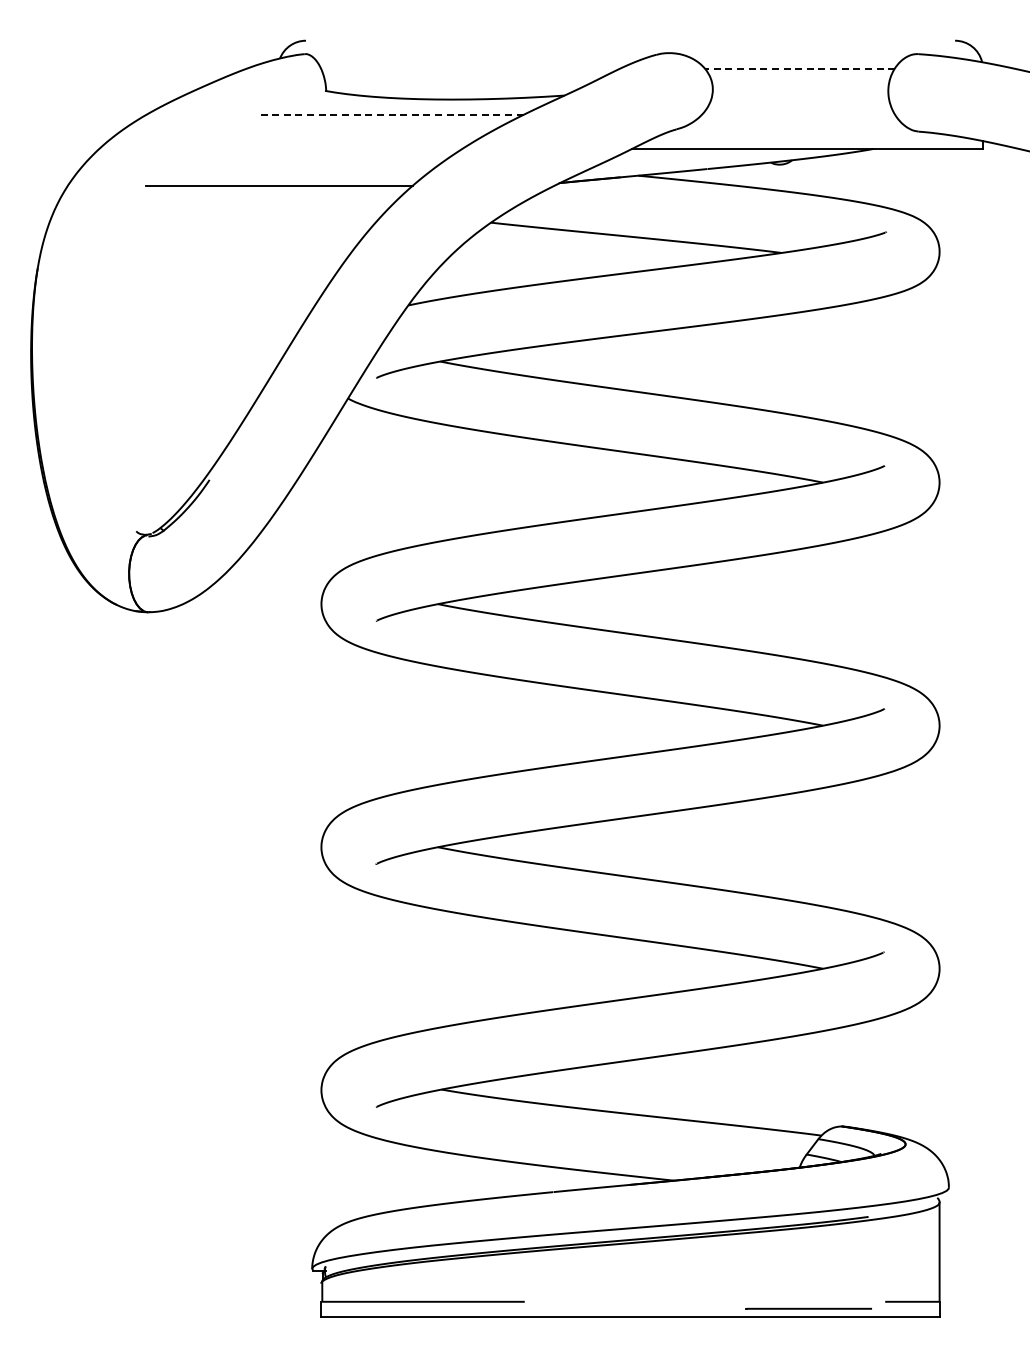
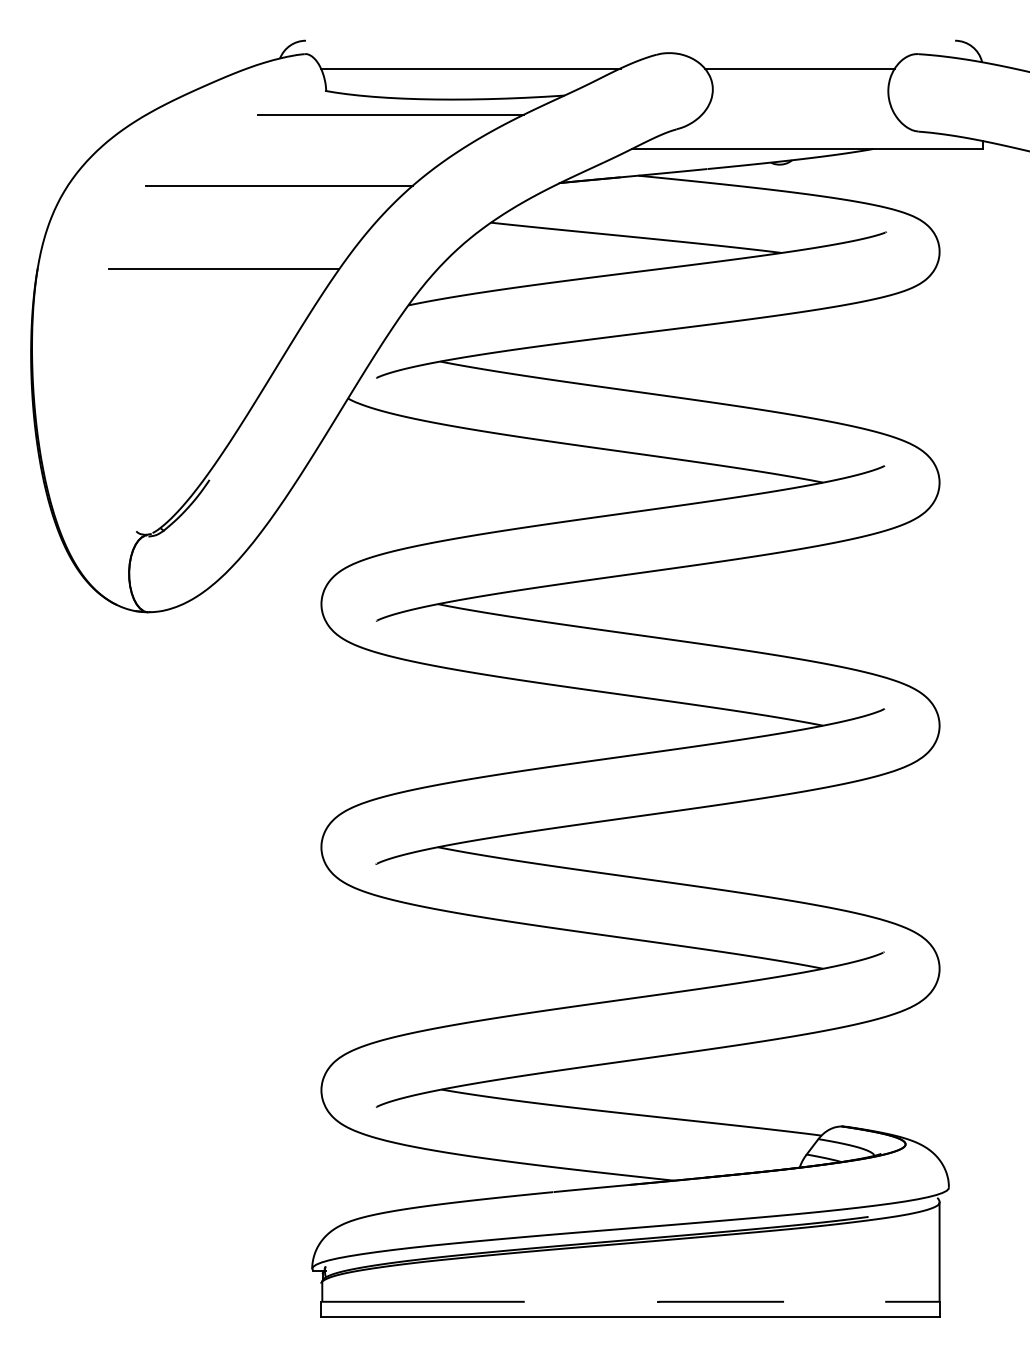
line: none -> present (470, 68)
line: dashed -> solid (799, 68)
line: dashed -> solid (390, 114)
line: none -> present (223, 269)
line position: (808, 1308) -> (720, 1301) (720, 1301)
